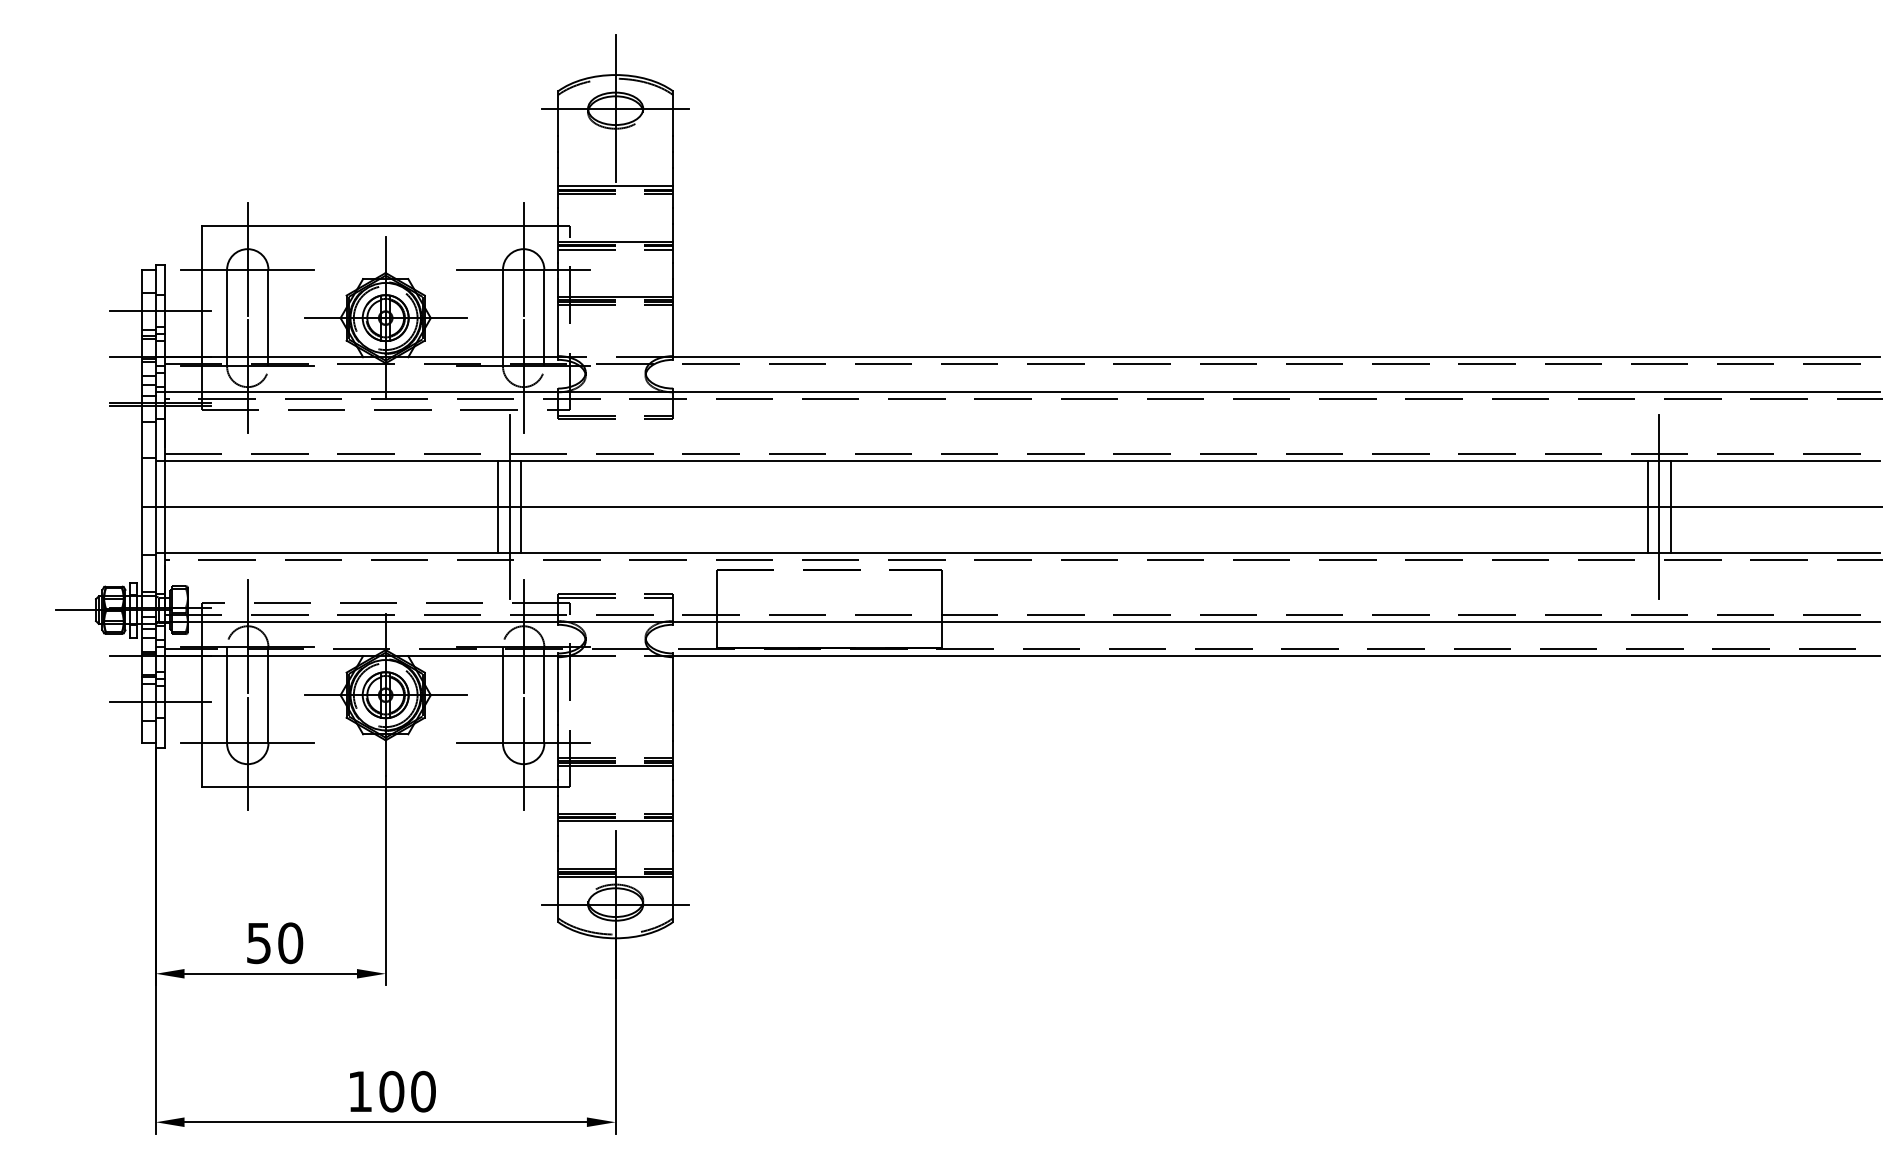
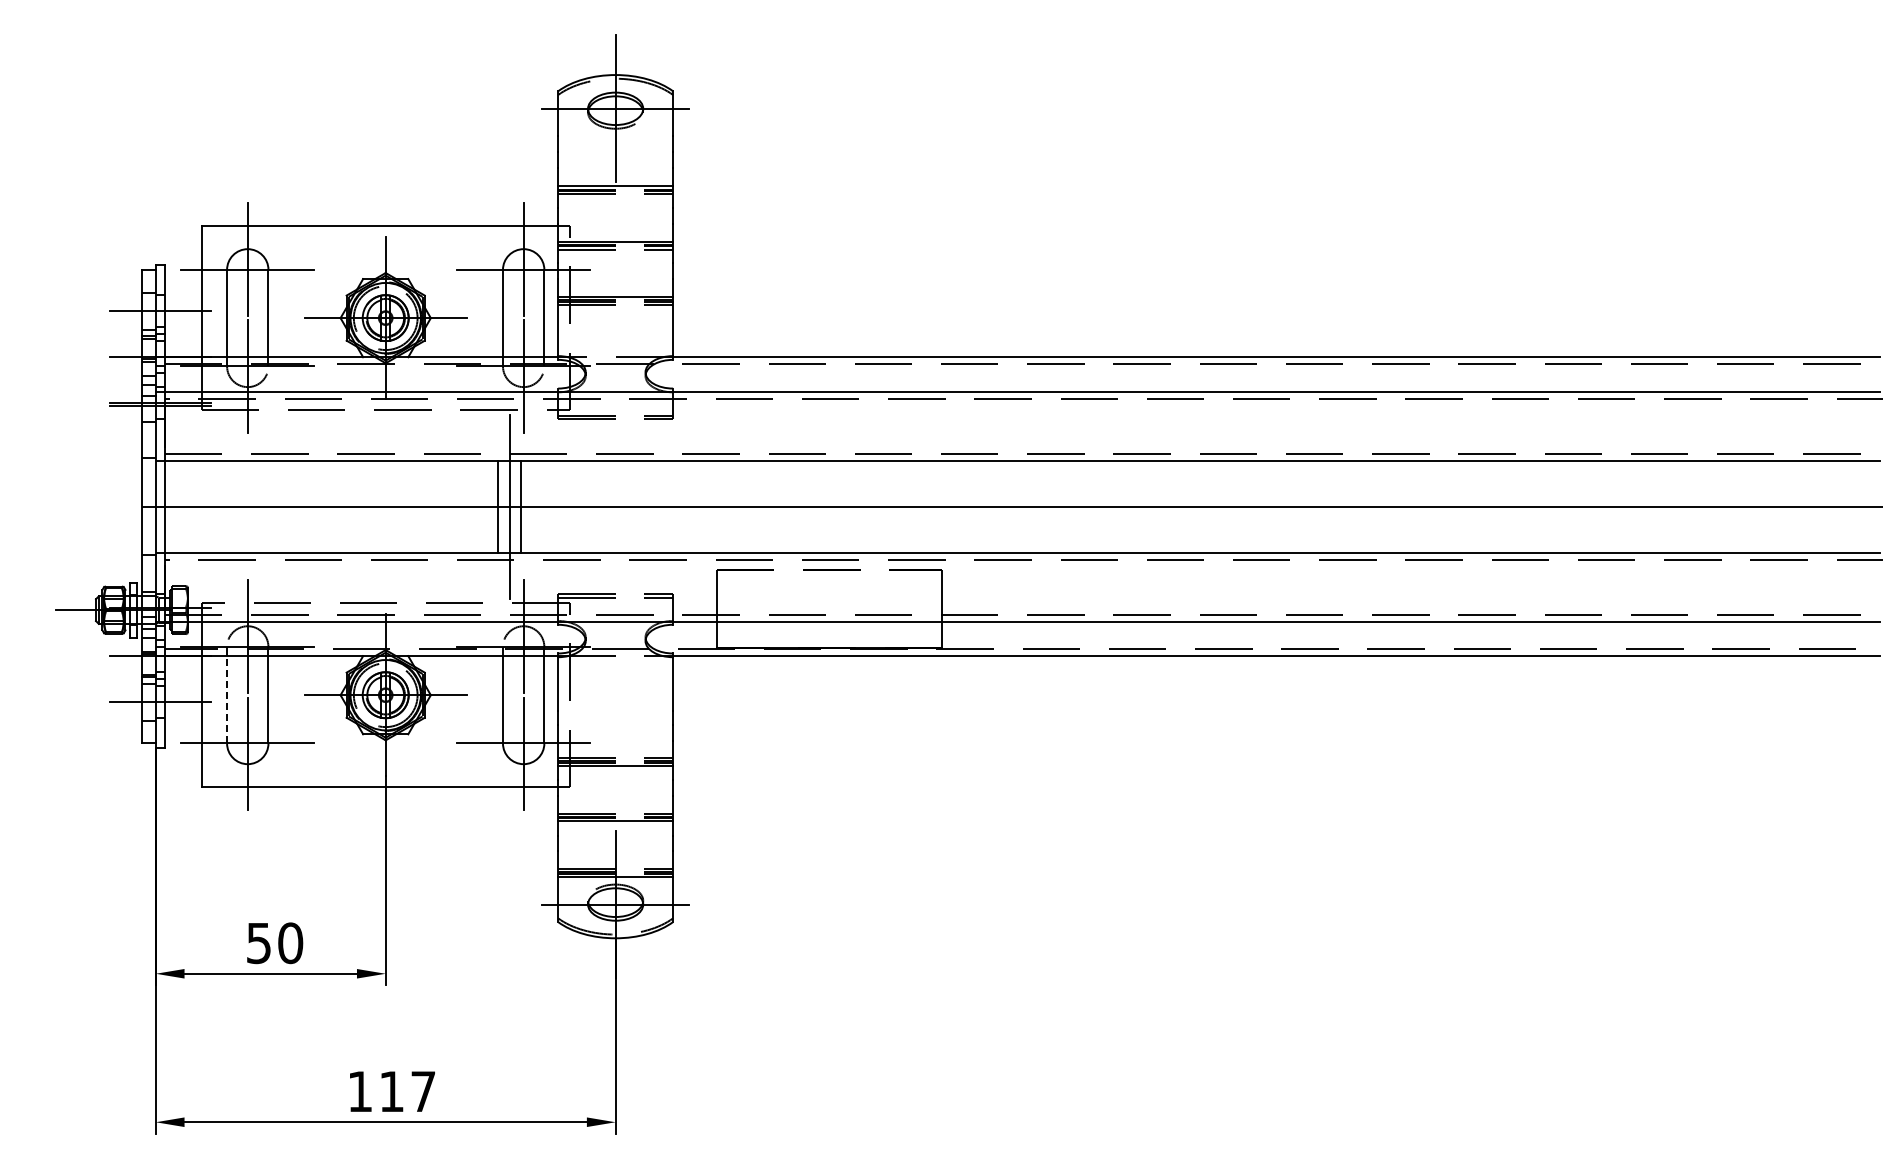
line: present -> none (1647, 506)
line: present -> none (1659, 506)
line: present -> none (1670, 506)
line: solid -> dashed (227, 699)
text: 100 -> 117 (407, 1091)
